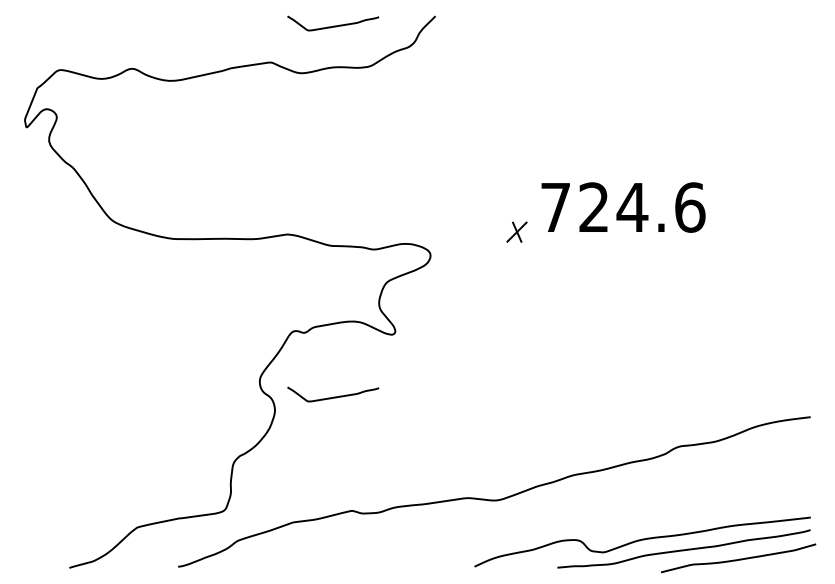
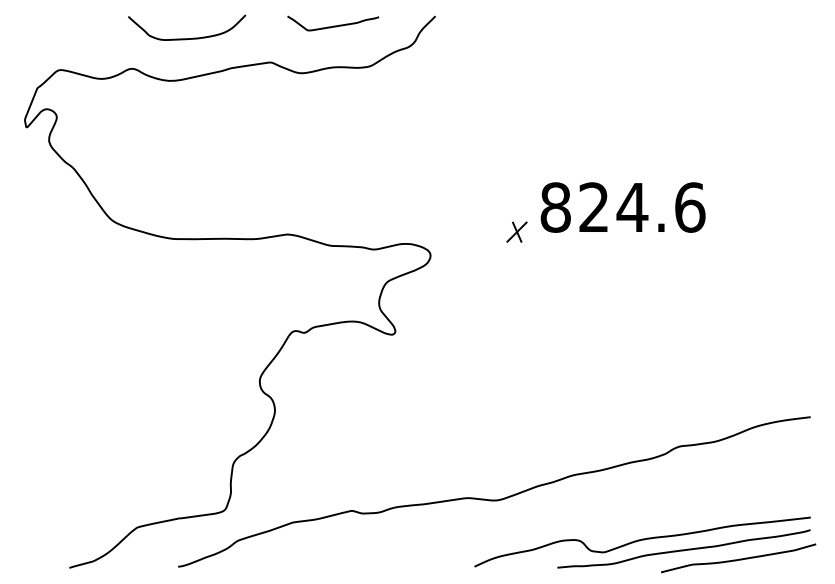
curve: none -> present (187, 38)
text: 724.6 -> 824.6 (555, 207)
curve: present -> none (333, 396)
